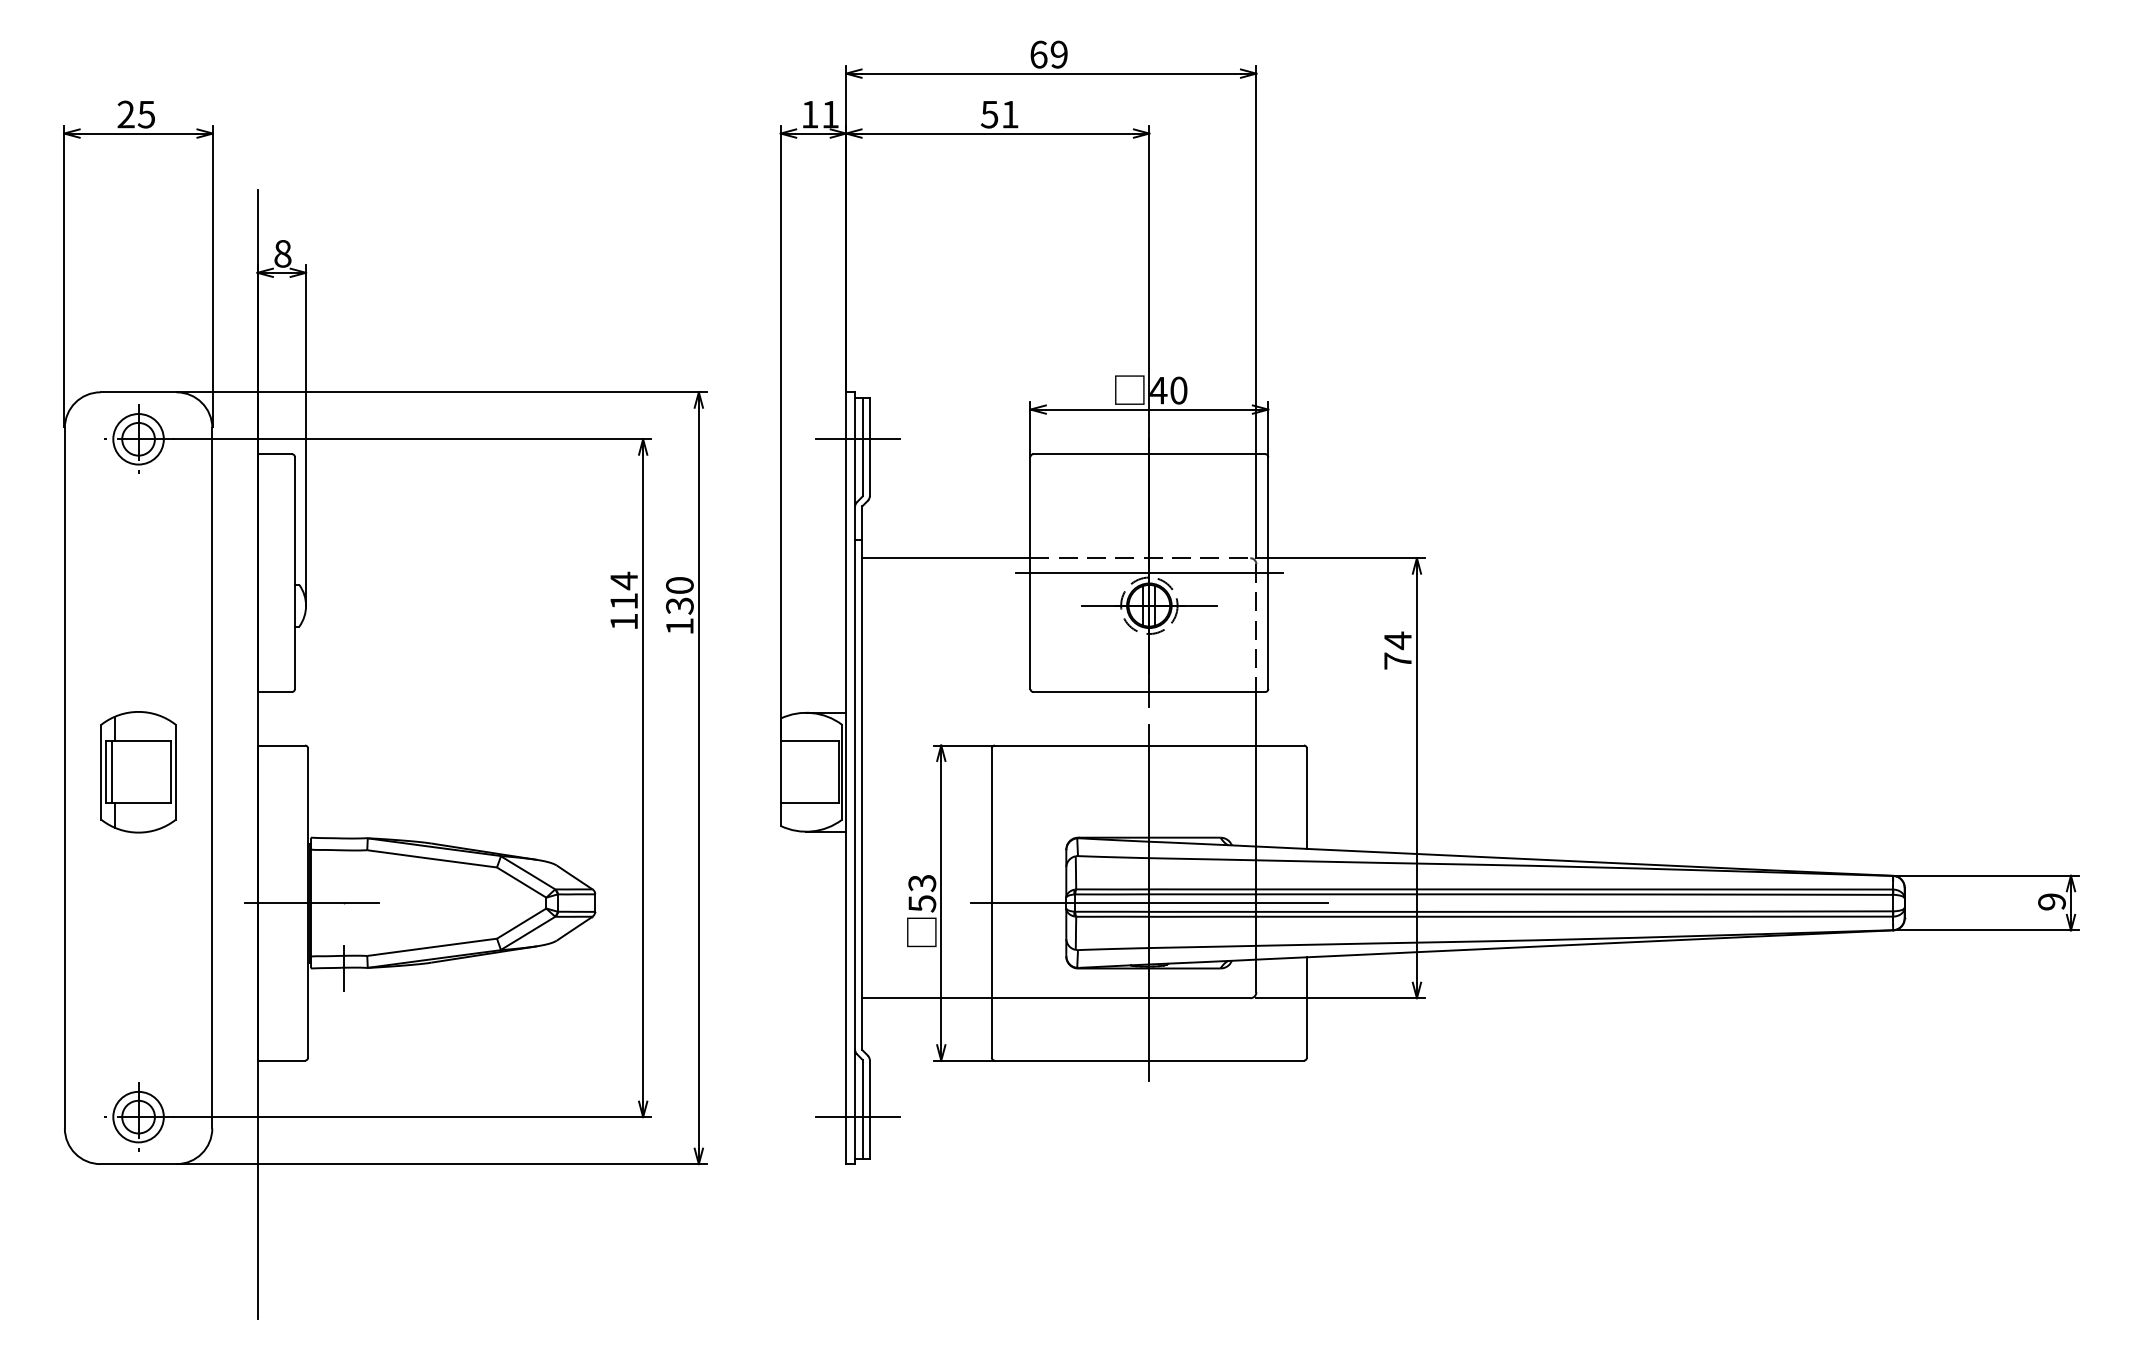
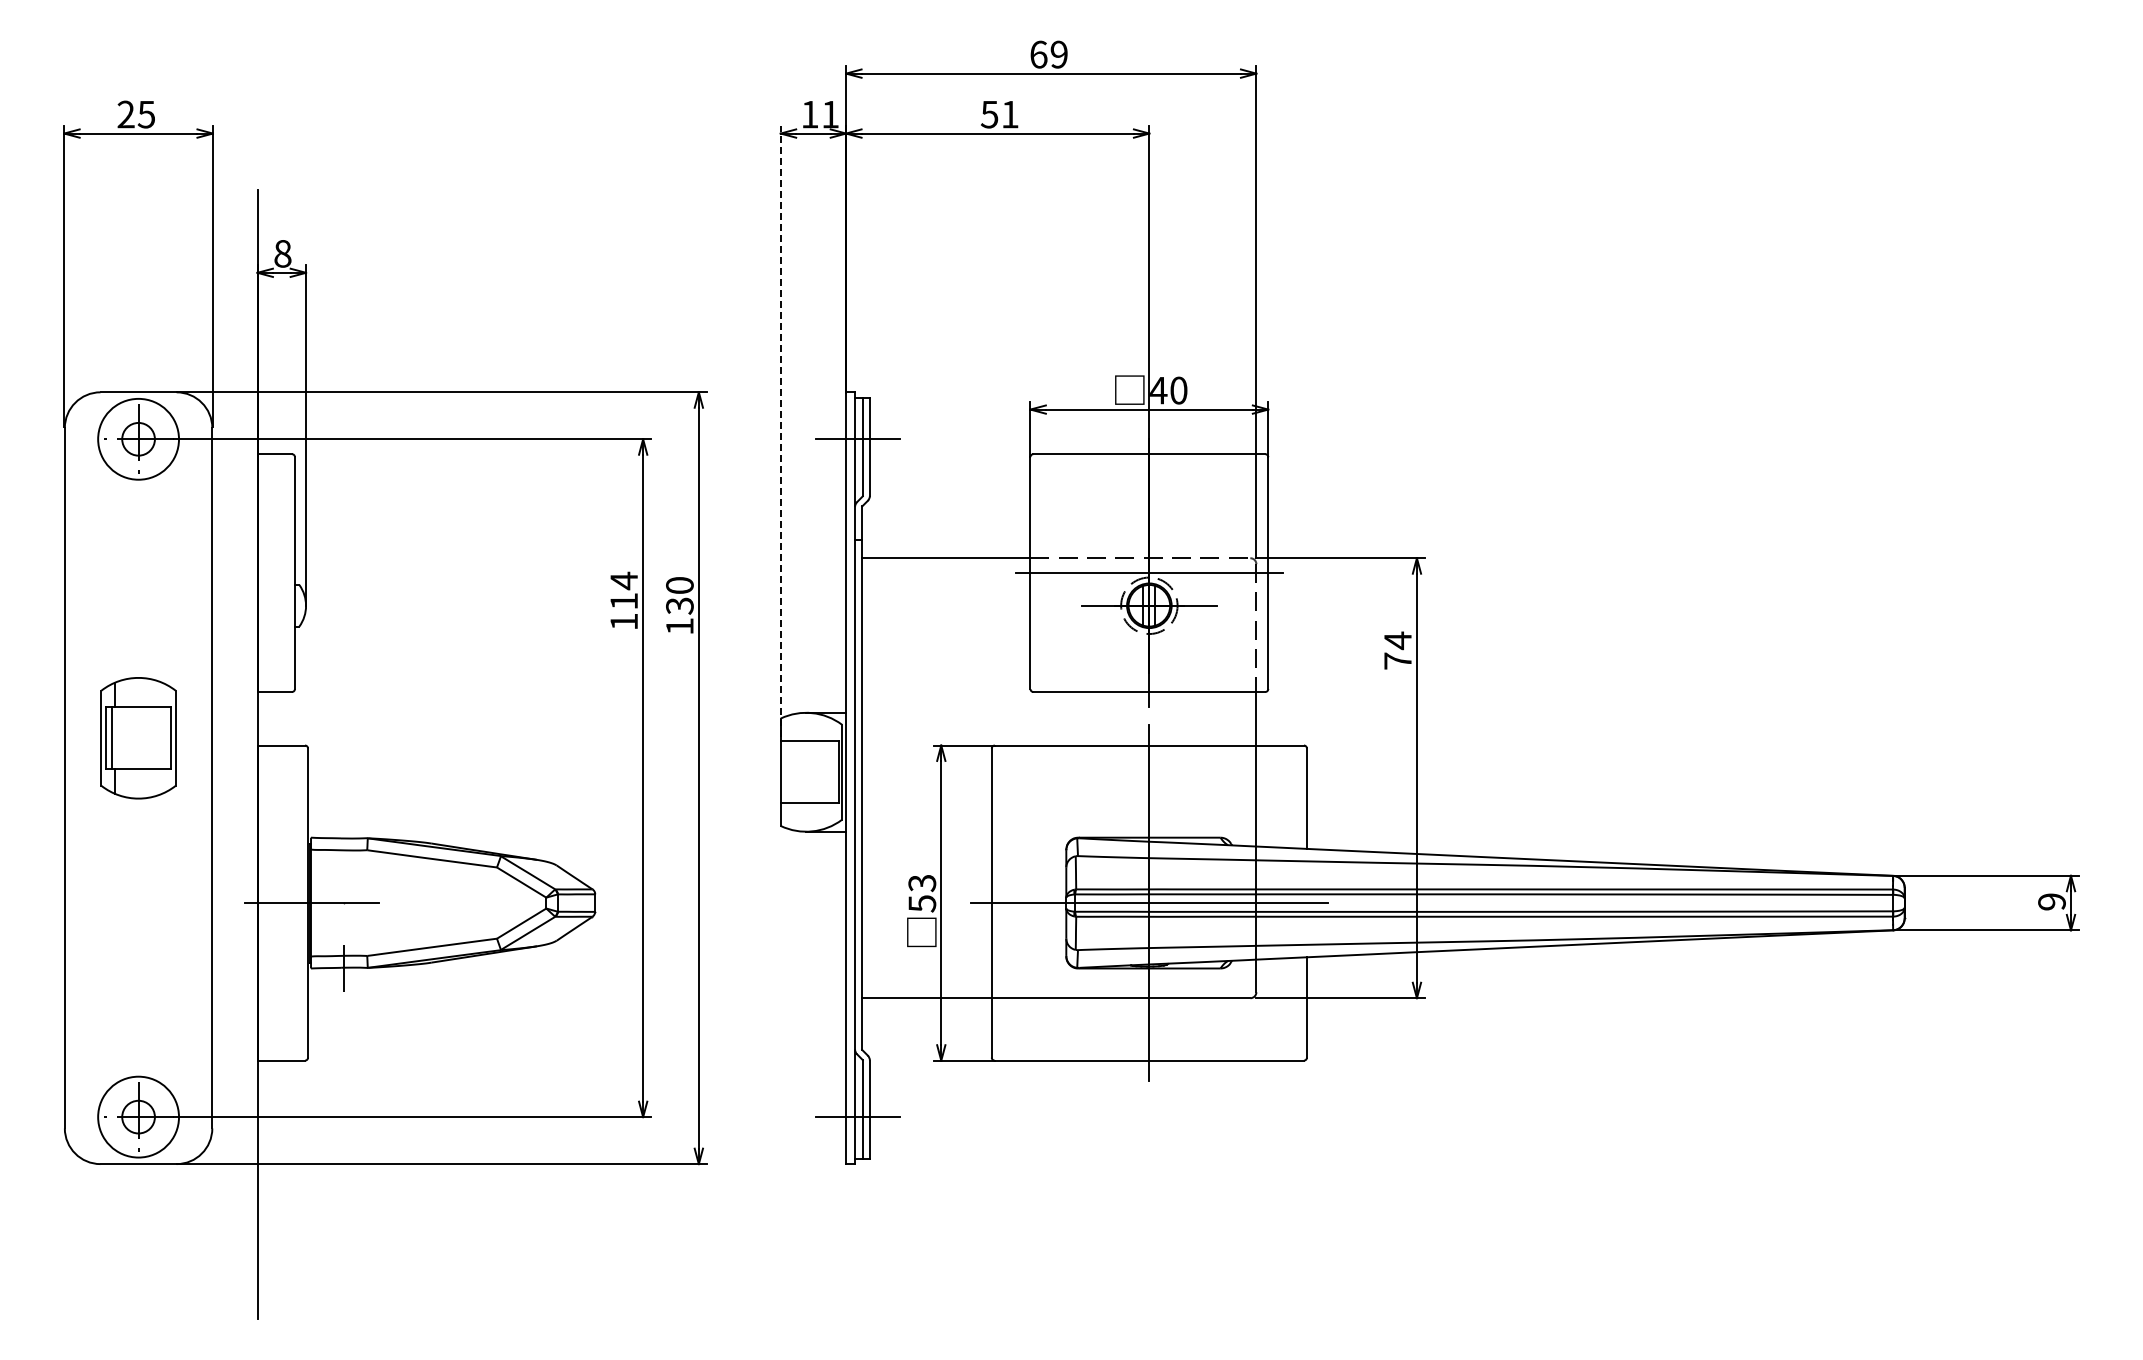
line: solid -> dashed (780, 430)
circle diameter: 51 px -> 81 px (138, 438)
part position: (138, 772) -> (138, 738) (138, 738)
circle diameter: 51 px -> 81 px (138, 1116)
